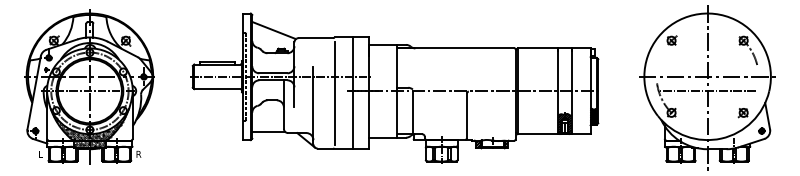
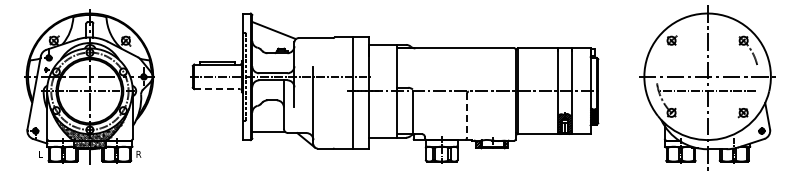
line: solid -> dashed (217, 89)
line: present -> none (334, 92)
line: solid -> dashed (467, 116)
